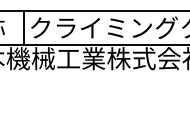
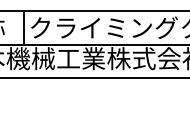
line: none -> present (94, 78)
